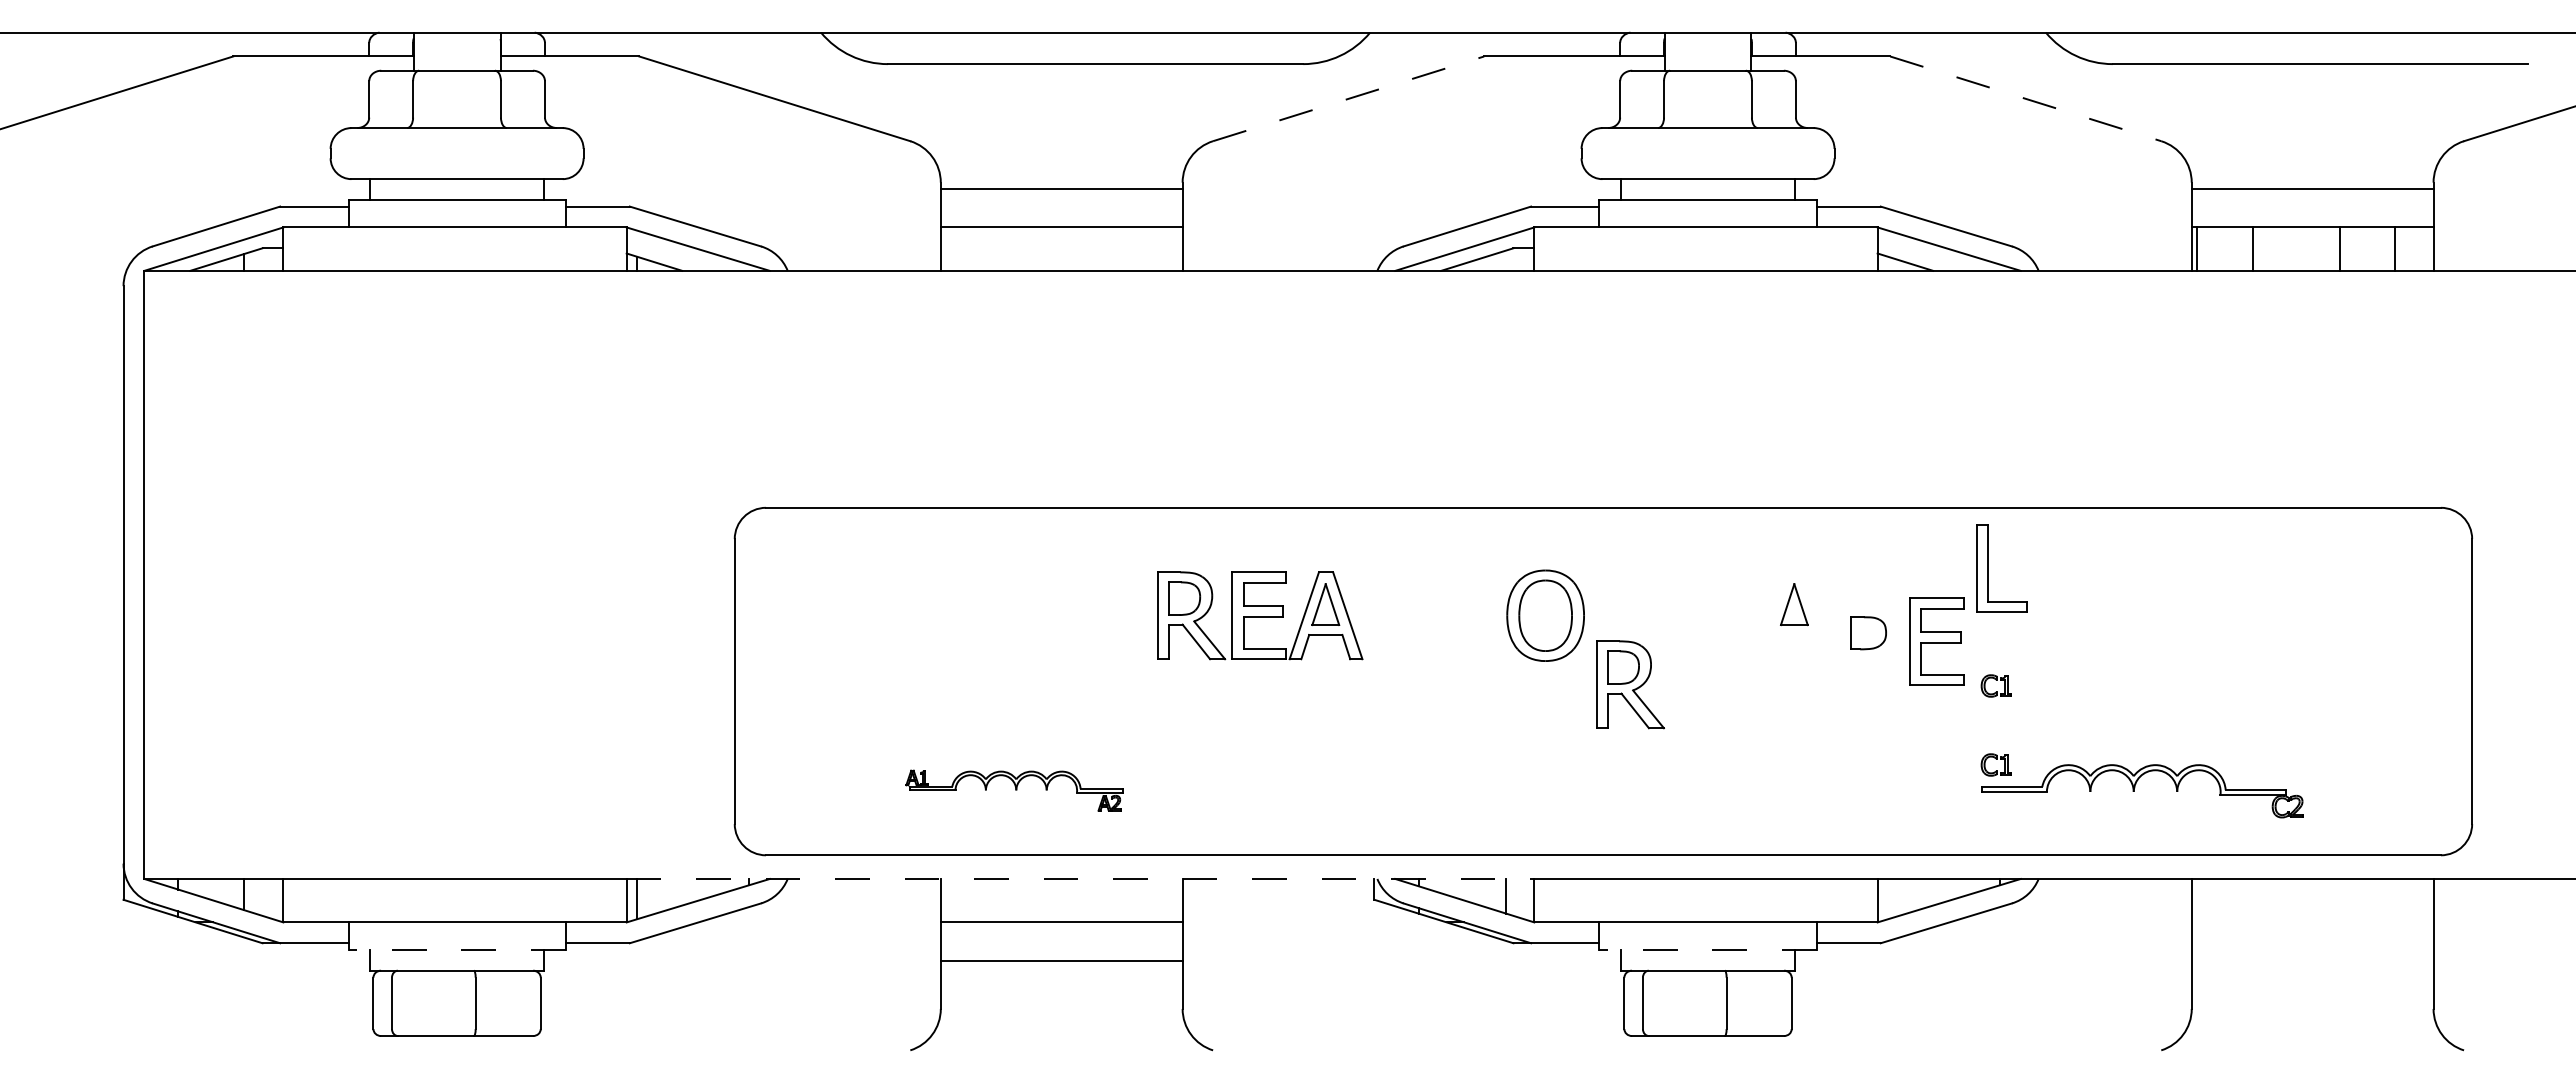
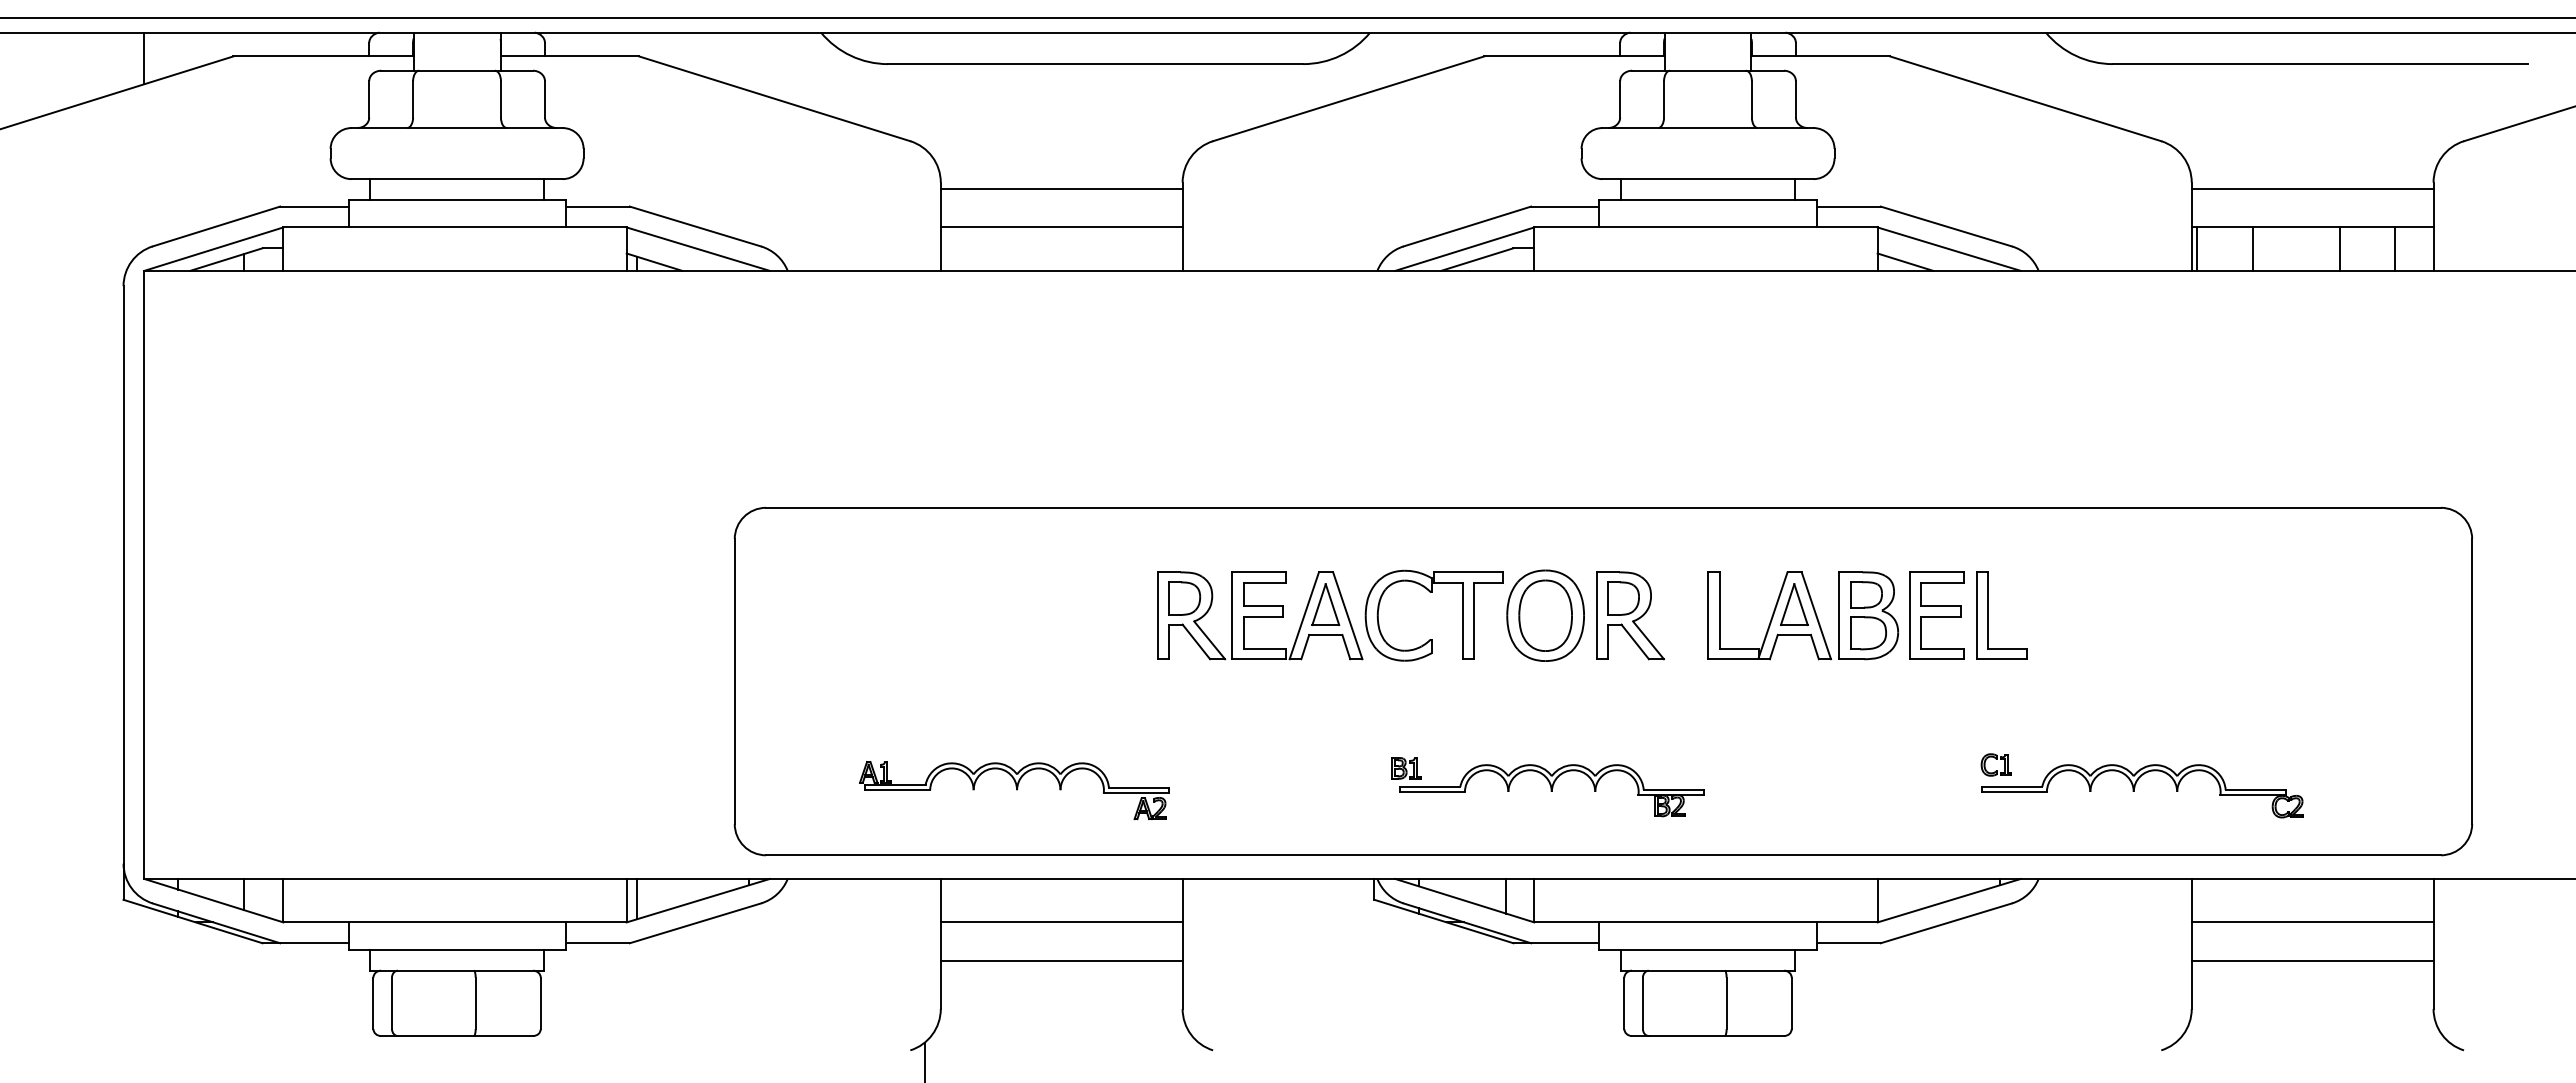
line: none -> present (1287, 18)
line: none -> present (144, 58)
line: dashed -> solid (1348, 98)
line: dashed -> solid (2025, 98)
part position: (1988, 568) -> (1988, 615) (1988, 615)
part: none -> present (1432, 592)
part: none -> present (1802, 615)
part position: (1936, 641) -> (1936, 615) (1936, 615)
part position: (1630, 684) -> (1630, 615) (1630, 615)
part: present -> none (1995, 685)
part: none -> present (1547, 787)
part size: 219x43 px -> 311x60 px (1014, 790)
line: dashed -> solid (1080, 878)
line: none -> present (2312, 922)
line: dashed -> solid (457, 950)
line: dashed -> solid (1708, 950)
line: none -> present (2312, 960)
line: none -> present (924, 1060)
